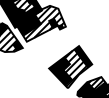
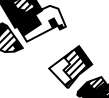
hatch: present -> none (44, 22)
fill: present -> none (60, 71)
